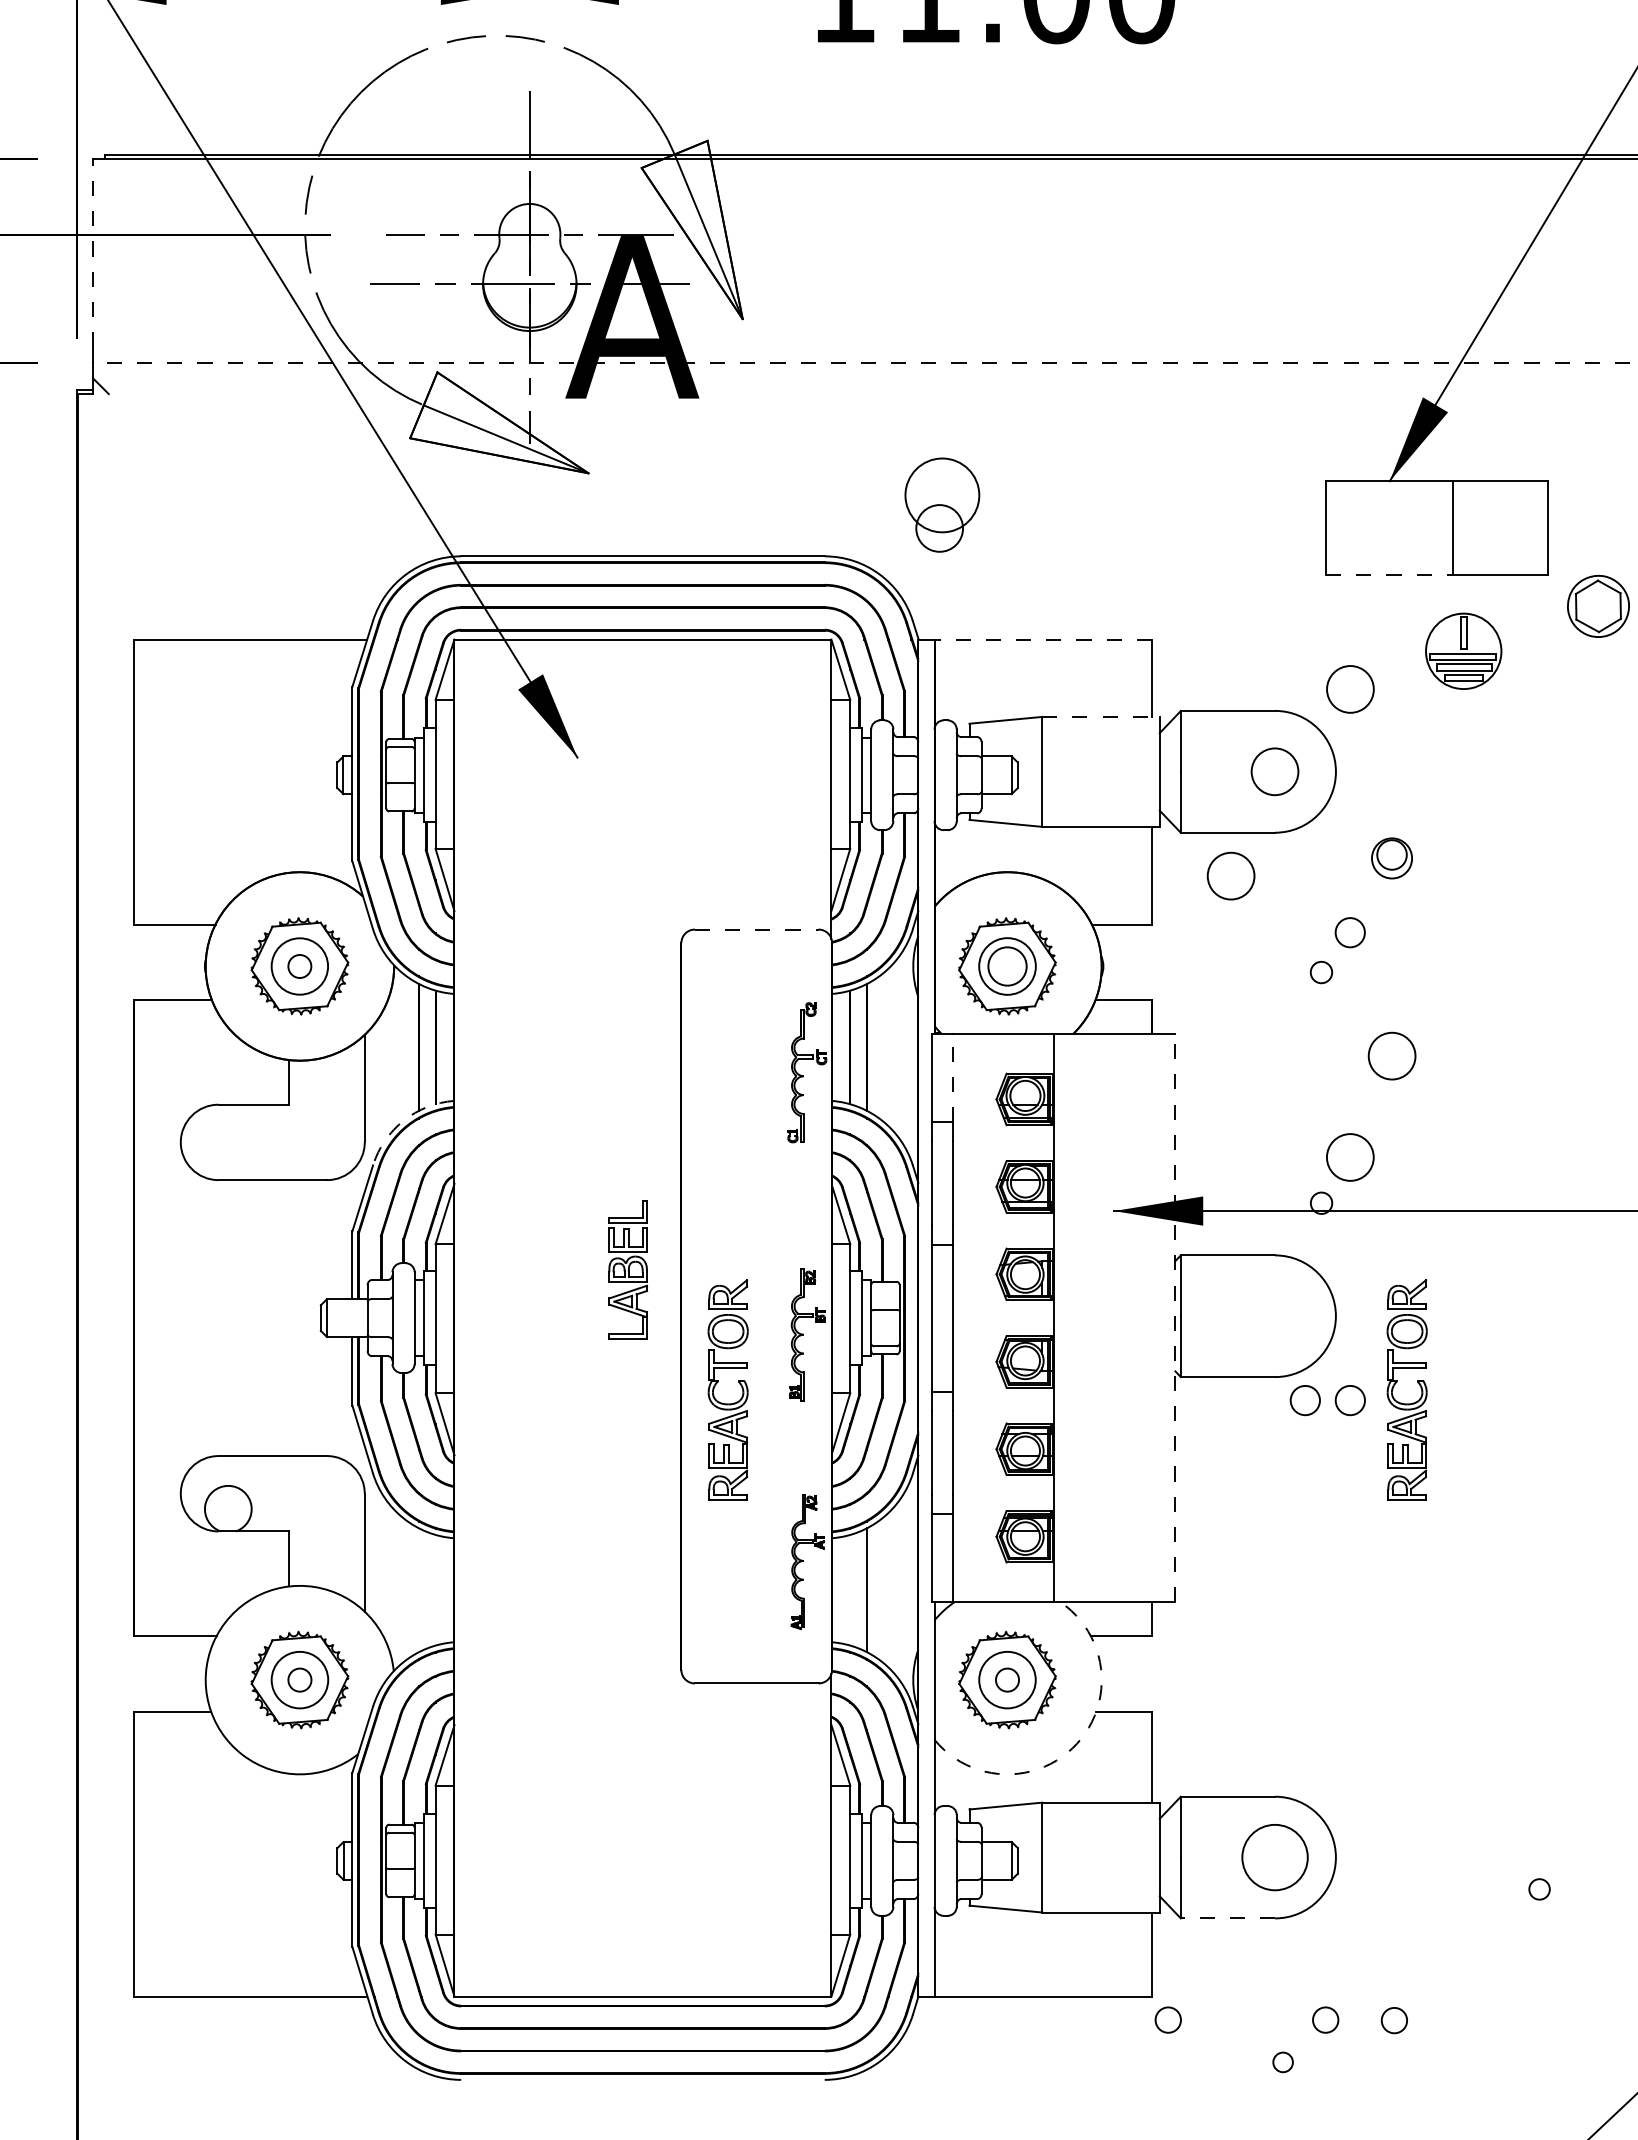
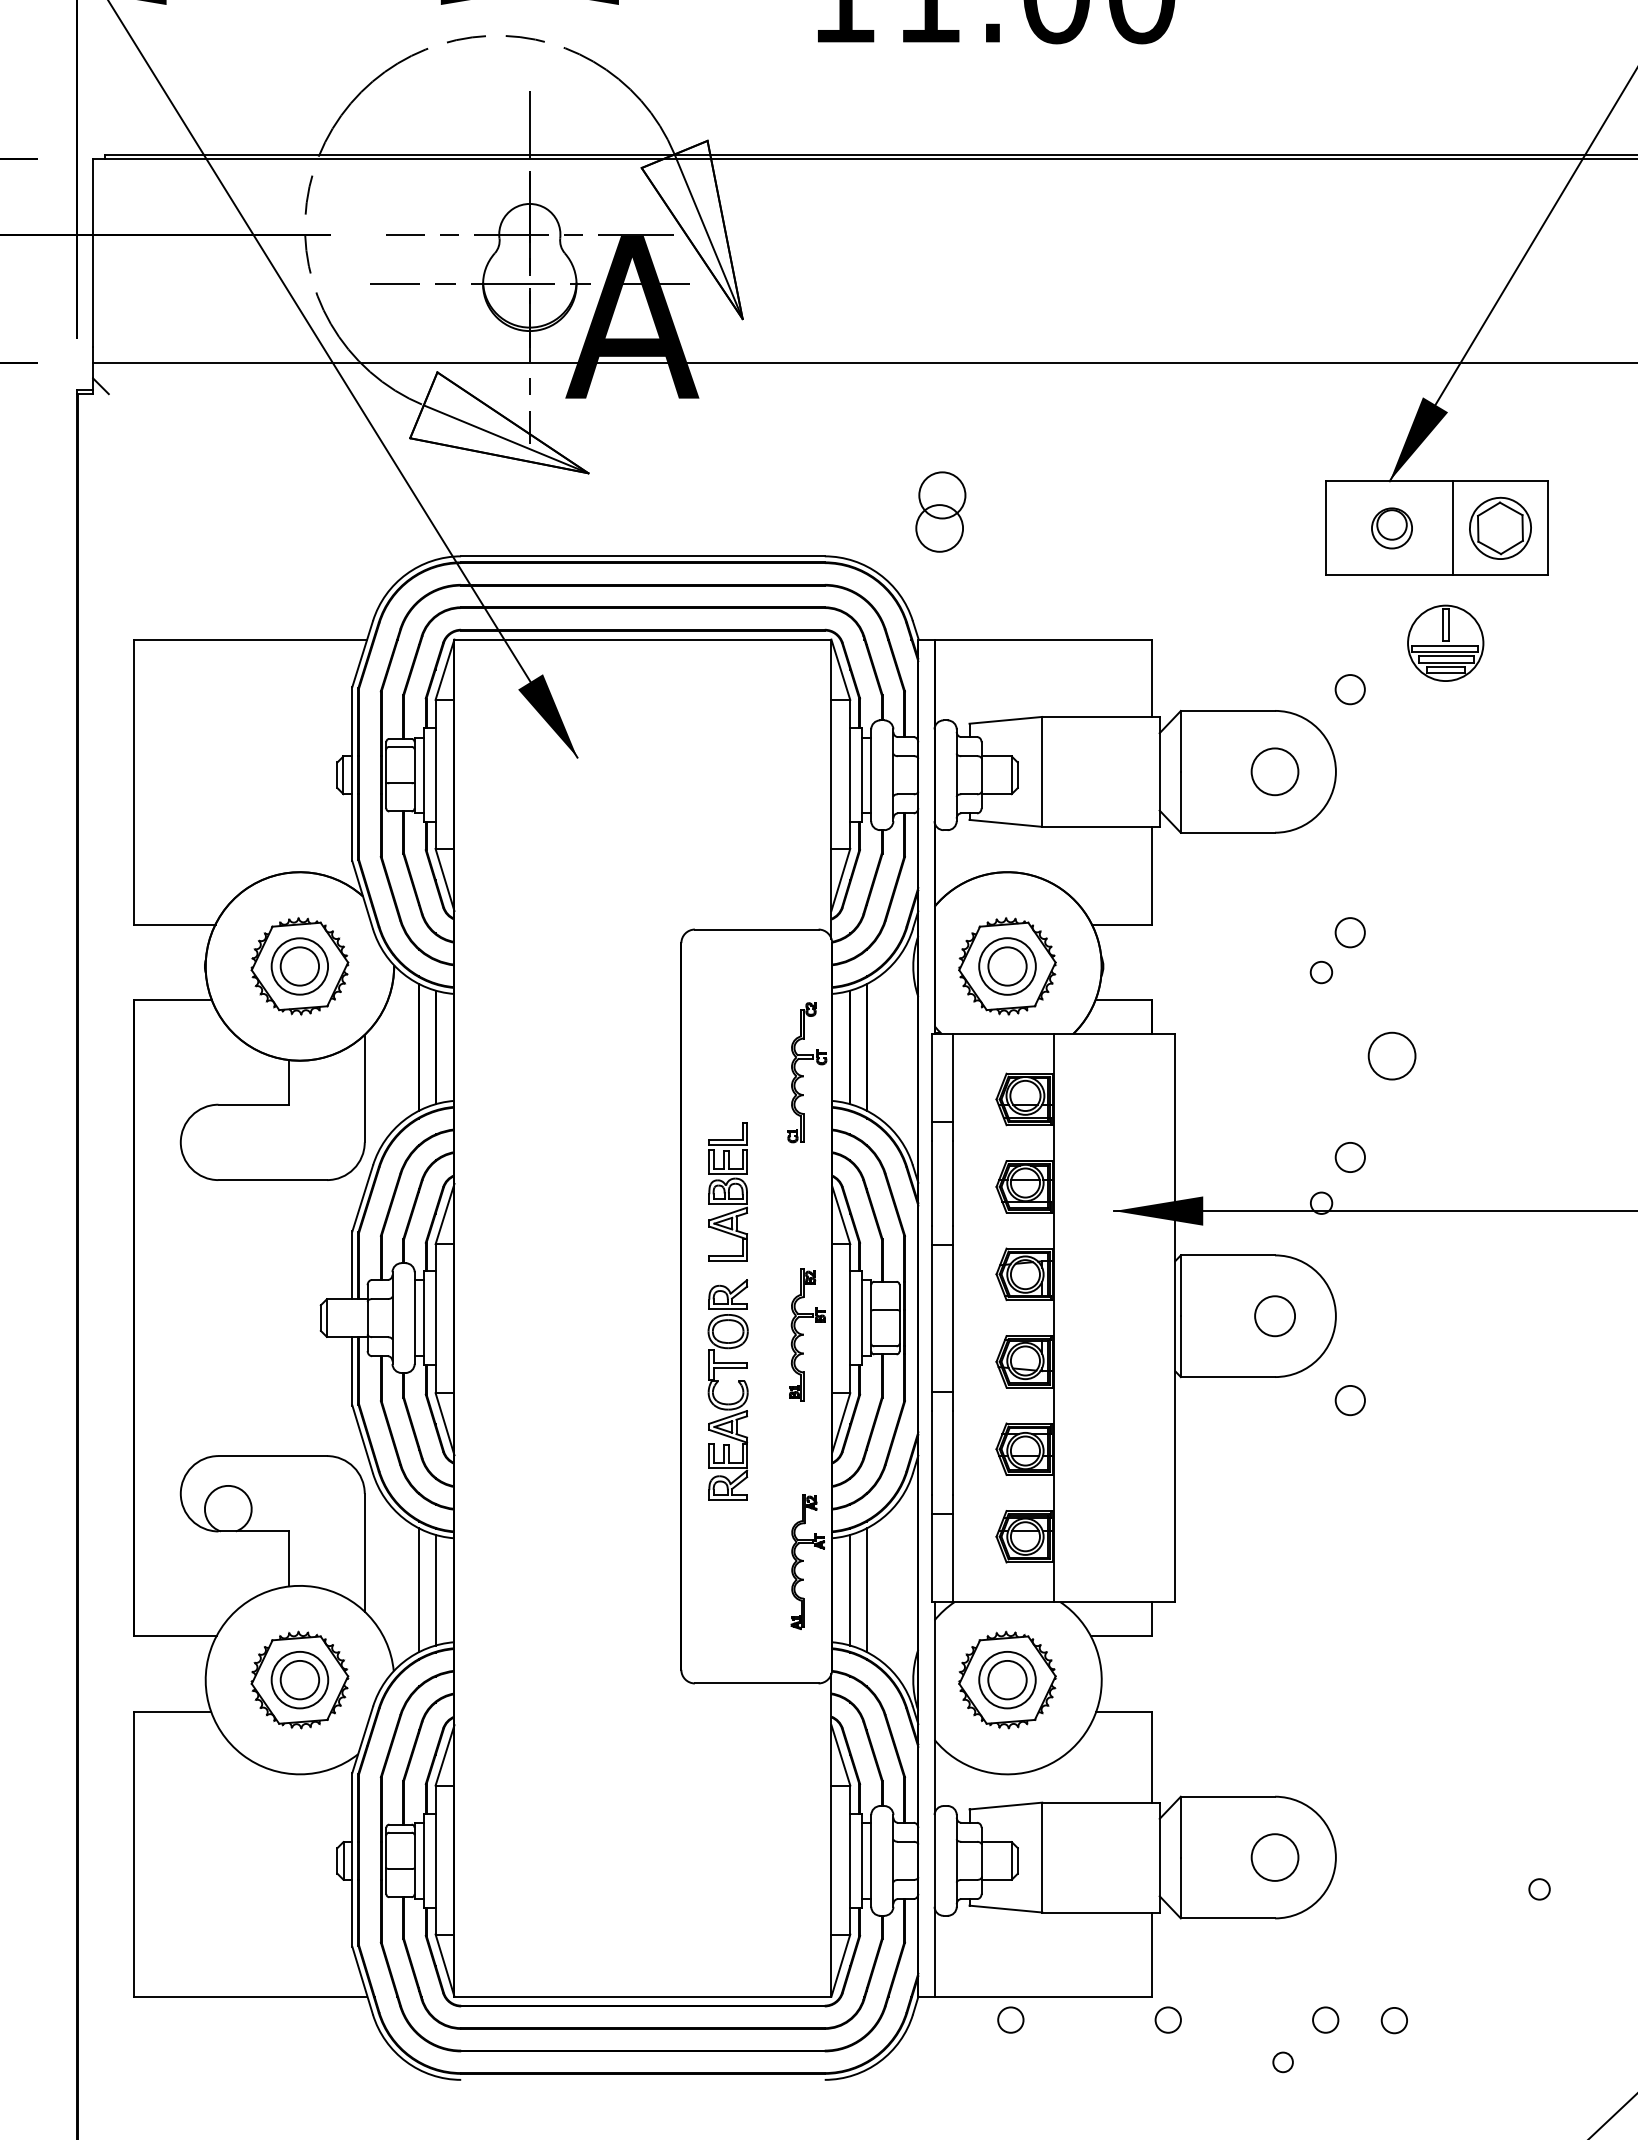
line: dashed -> solid (93, 253)
line: dashed -> solid (864, 362)
circle diameter: 74 px -> 46 px (942, 495)
line: dashed -> solid (1389, 575)
part position: (1598, 605) -> (1500, 527) (1500, 527)
line: dashed -> solid (1043, 639)
part position: (1463, 650) -> (1445, 642) (1445, 642)
circle size: 49x49 px -> 32x32 px (1349, 689)
line: dashed -> solid (1100, 716)
part position: (1391, 858) -> (1391, 528) (1391, 528)
circle: present -> none (1230, 875)
line: dashed -> solid (756, 929)
circle diameter: 23 px -> 38 px (299, 966)
line: dashed -> solid (953, 1077)
arc: dashed -> solid (403, 1120)
circle diameter: 47 px -> 29 px (1349, 1157)
part position: (627, 1269) -> (727, 1191) (727, 1191)
circle: none -> present (1274, 1316)
line: dashed -> solid (1175, 1317)
part: present -> none (1397, 1382)
circle: present -> none (1304, 1400)
line: none -> present (435, 1589)
line: none -> present (850, 1589)
line: none -> present (419, 1590)
circle diameter: 23 px -> 38 px (299, 1679)
circle diameter: 23 px -> 38 px (1007, 1679)
arc: dashed -> solid (1077, 1743)
circle diameter: 65 px -> 47 px (1274, 1857)
line: dashed -> solid (1227, 1918)
circle: none -> present (1010, 2019)
